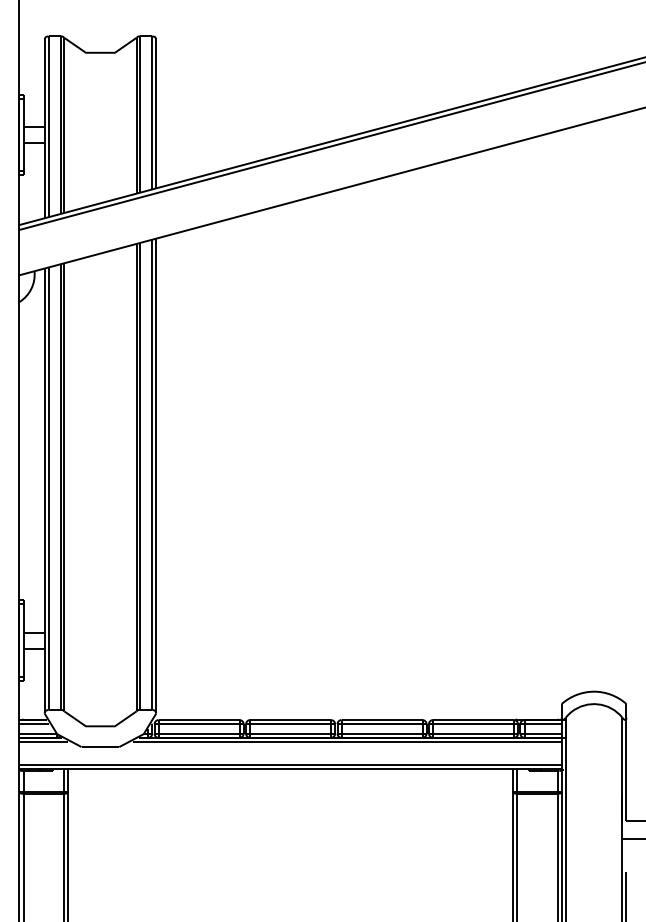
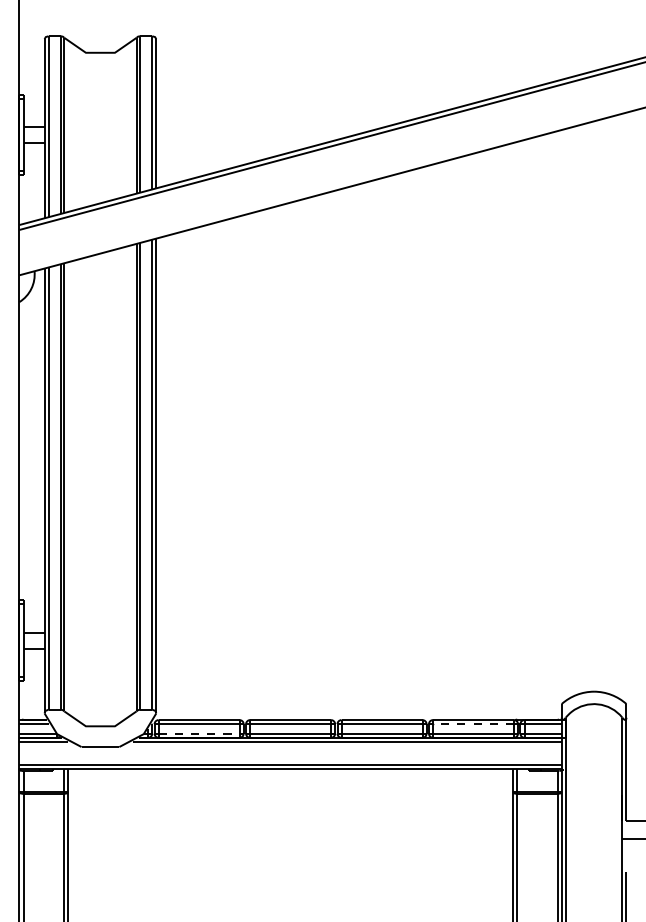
line: solid -> dashed (473, 724)
line: solid -> dashed (199, 733)
